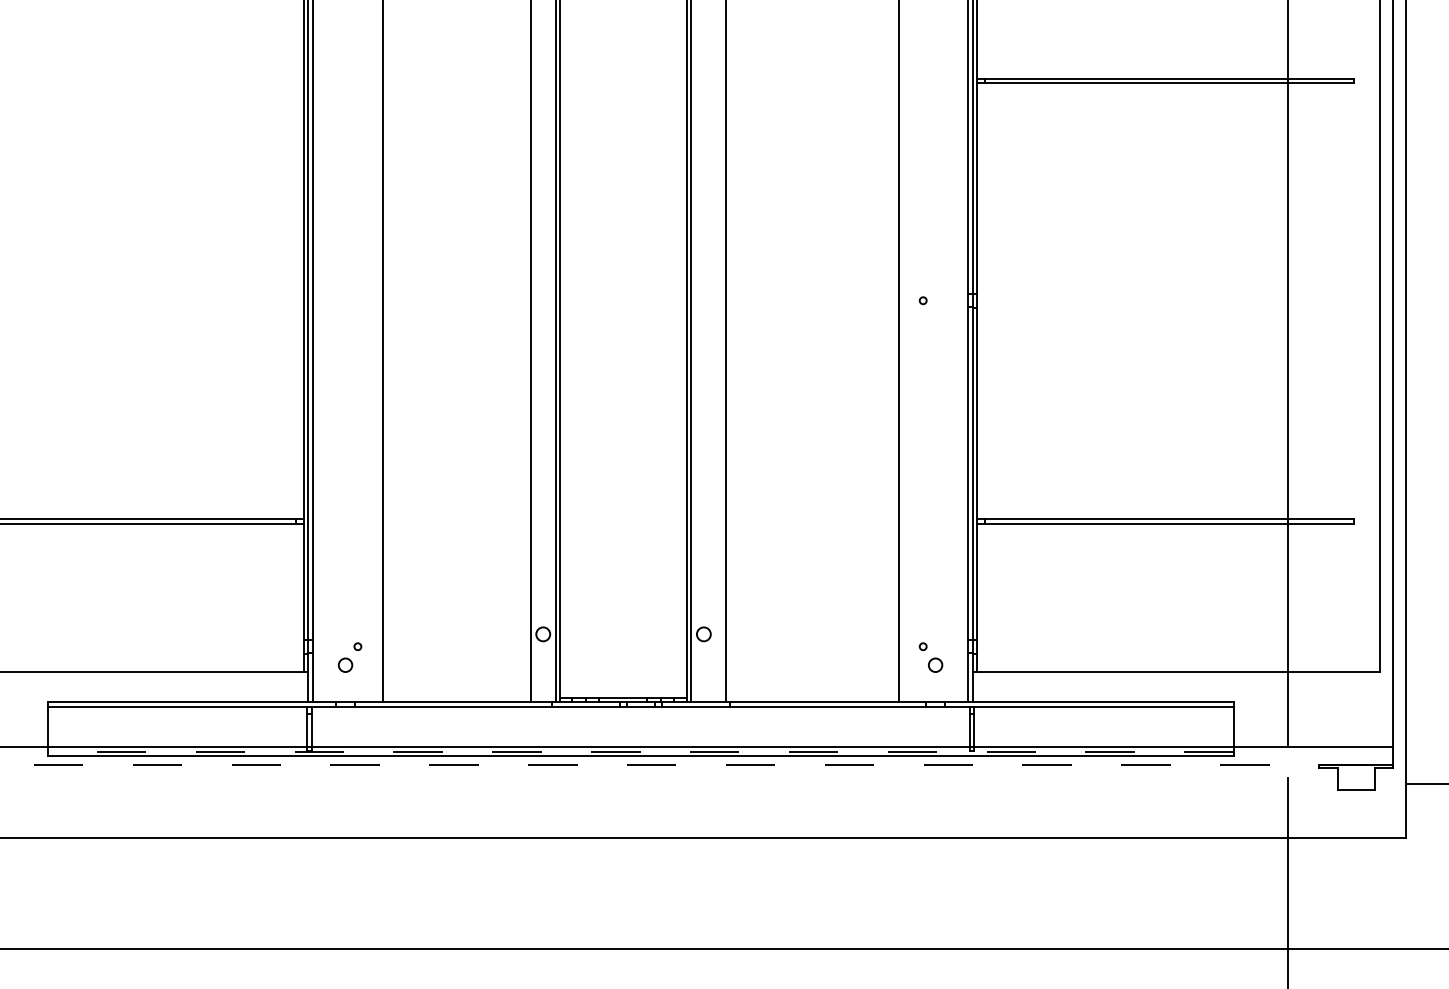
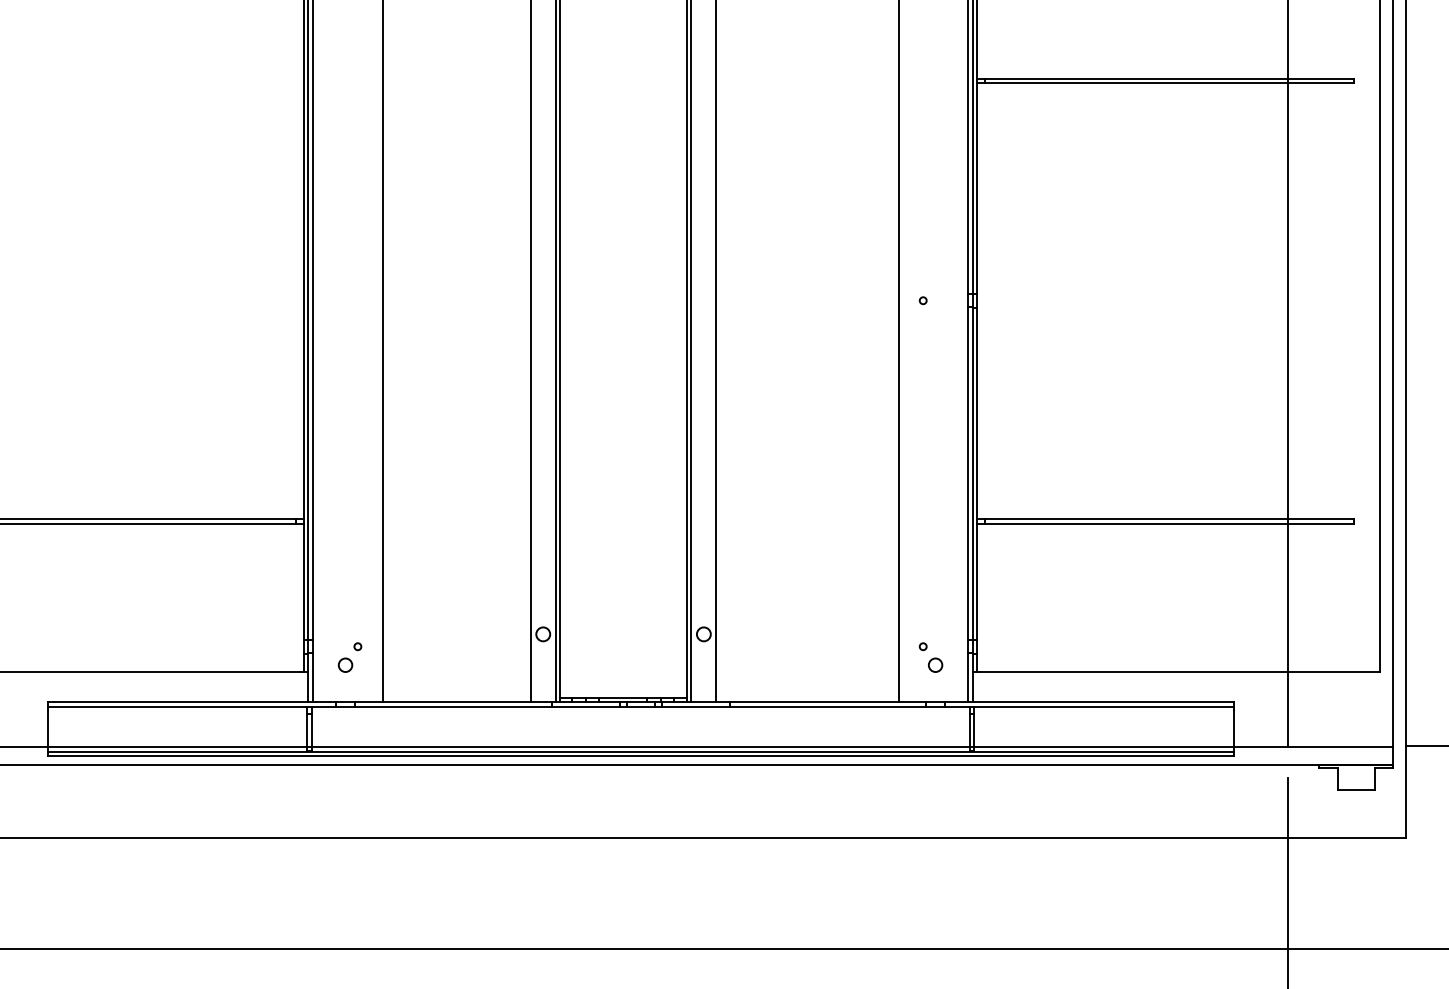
line position: (726, 352) -> (716, 352) (716, 352)
line: dashed -> solid (640, 751)
line: dashed -> solid (696, 765)
line position: (1425, 783) -> (1425, 745) (1425, 745)
